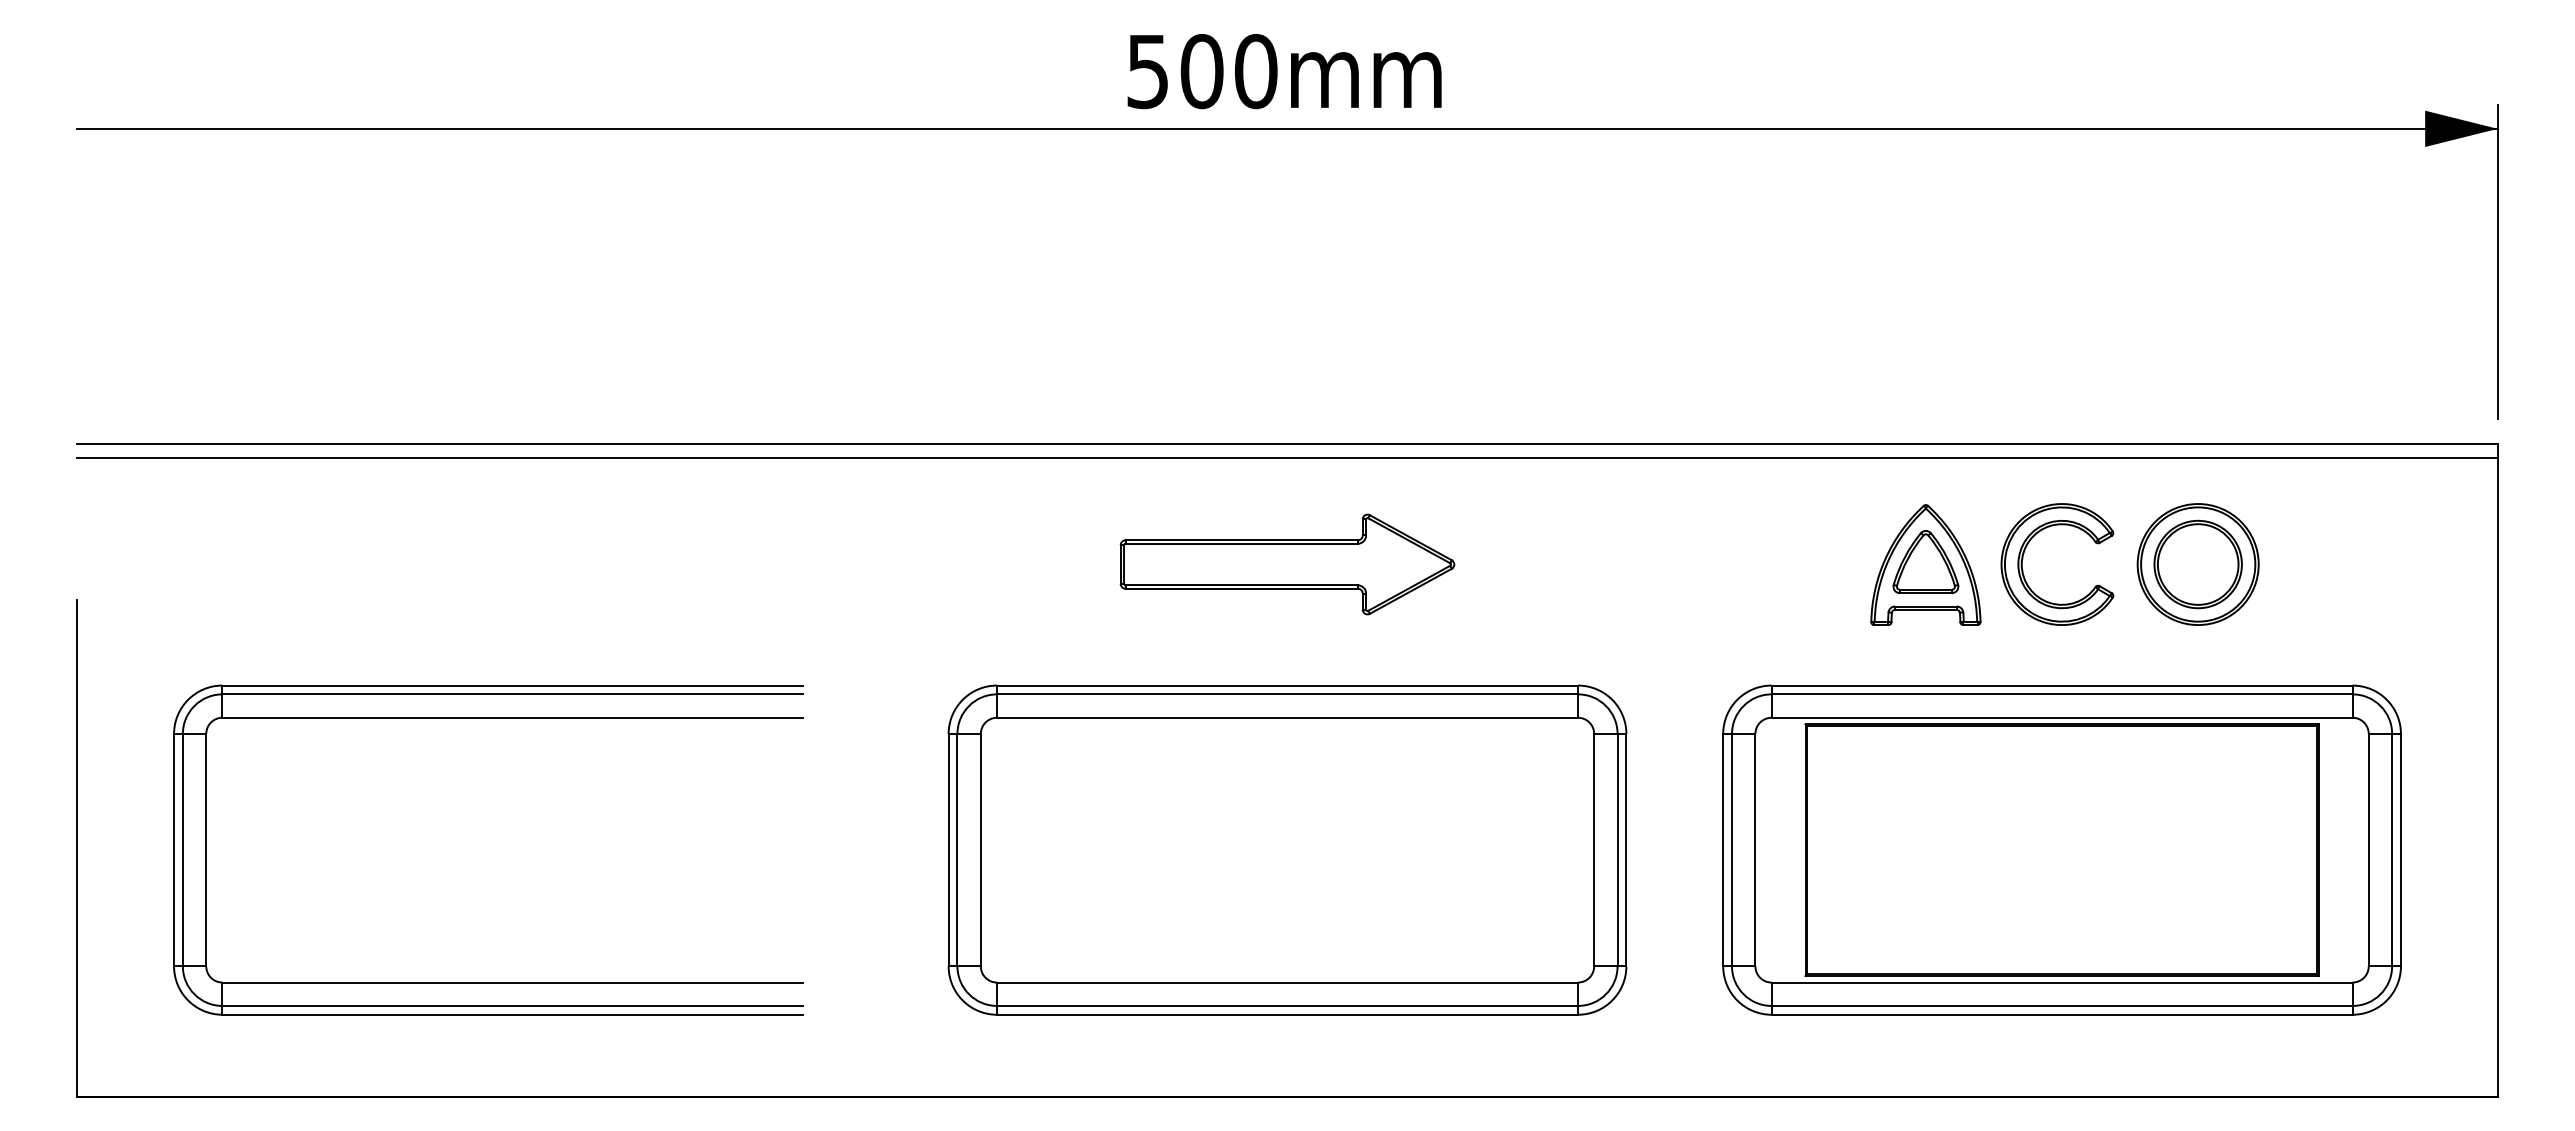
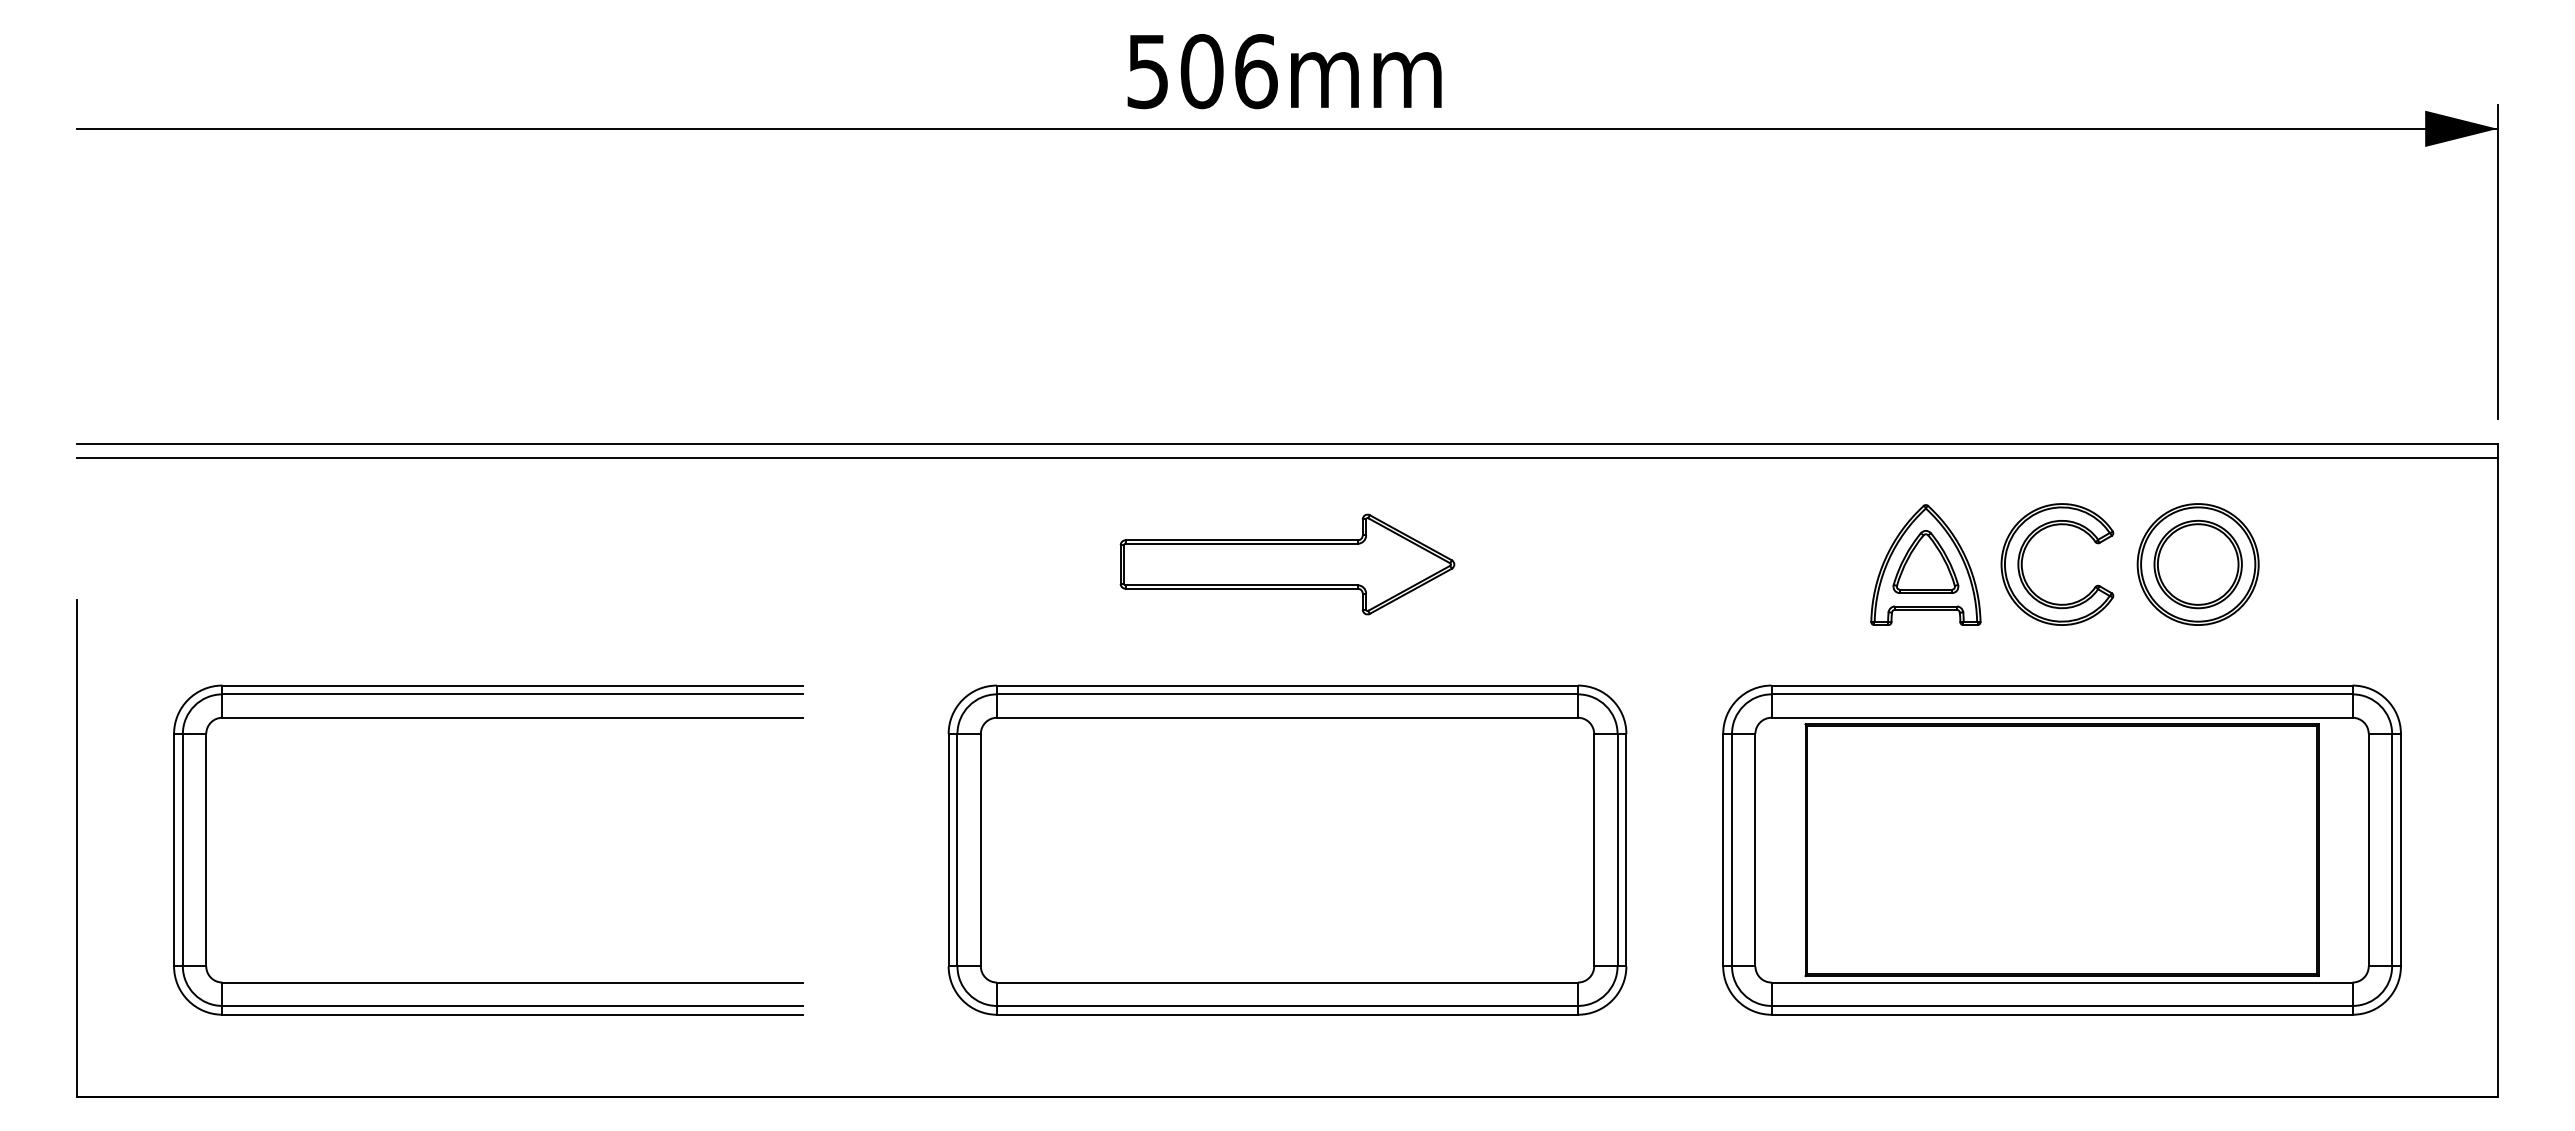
text: 500mm -> 506mm (1255, 71)
